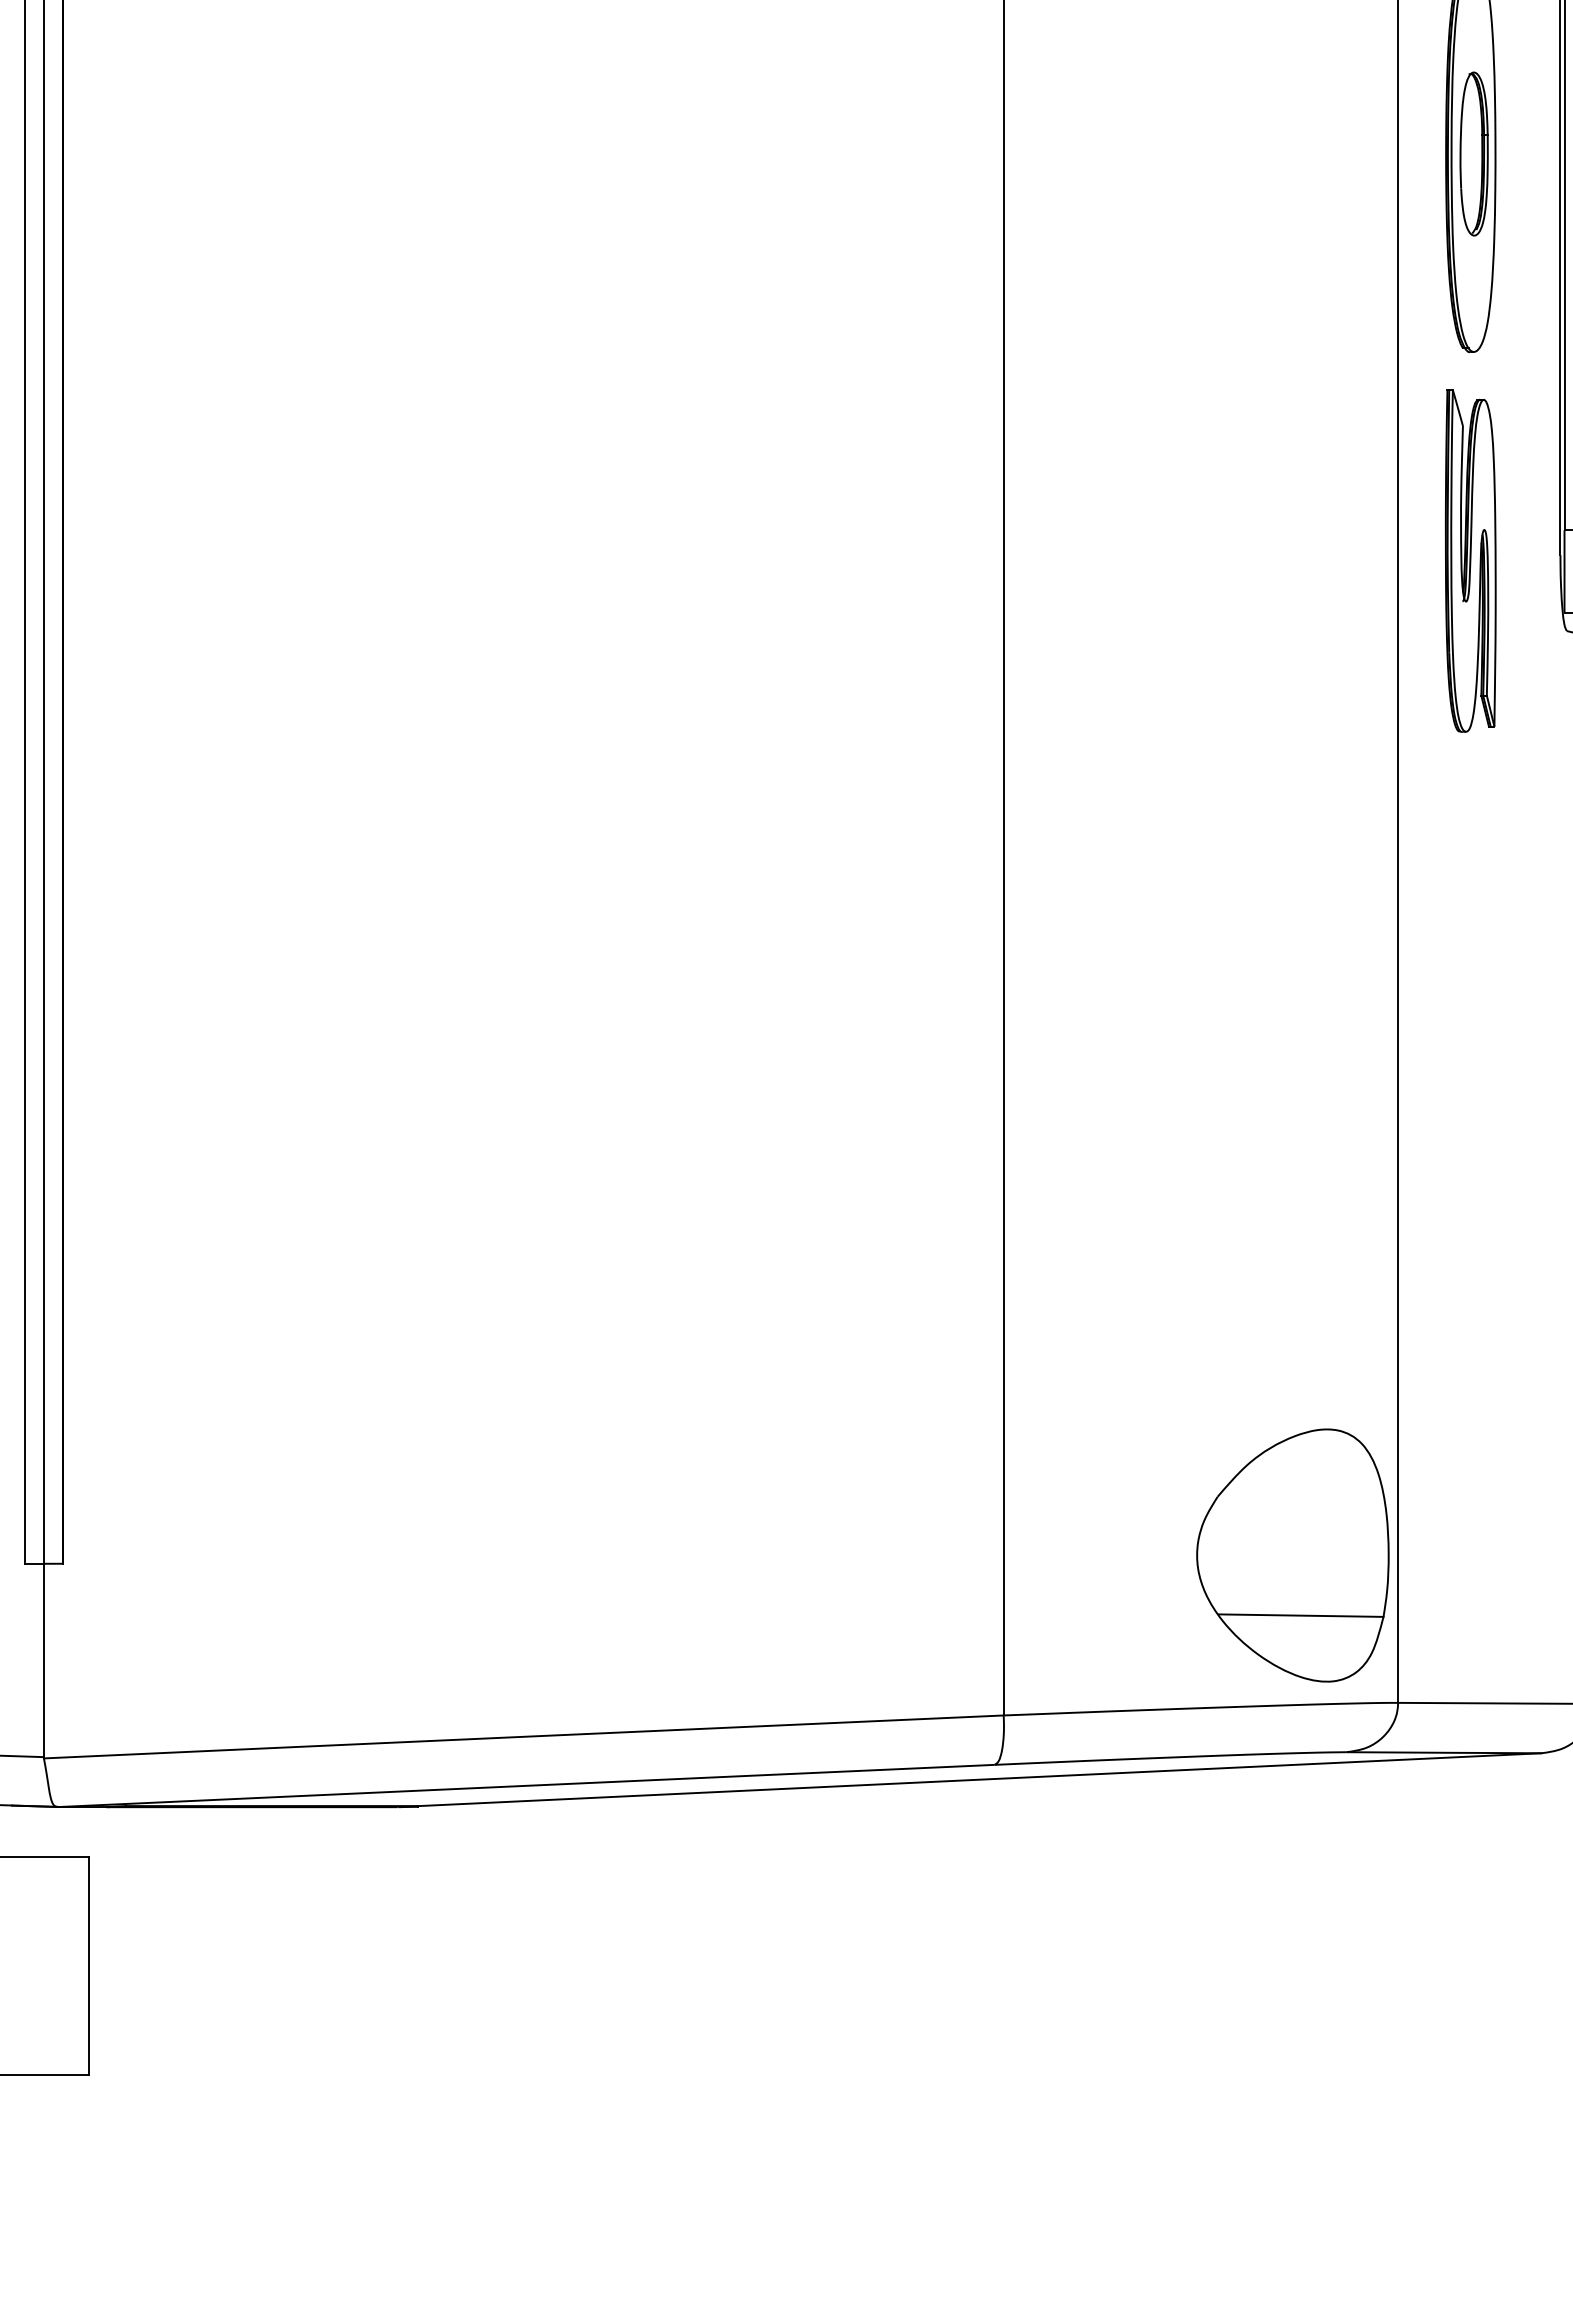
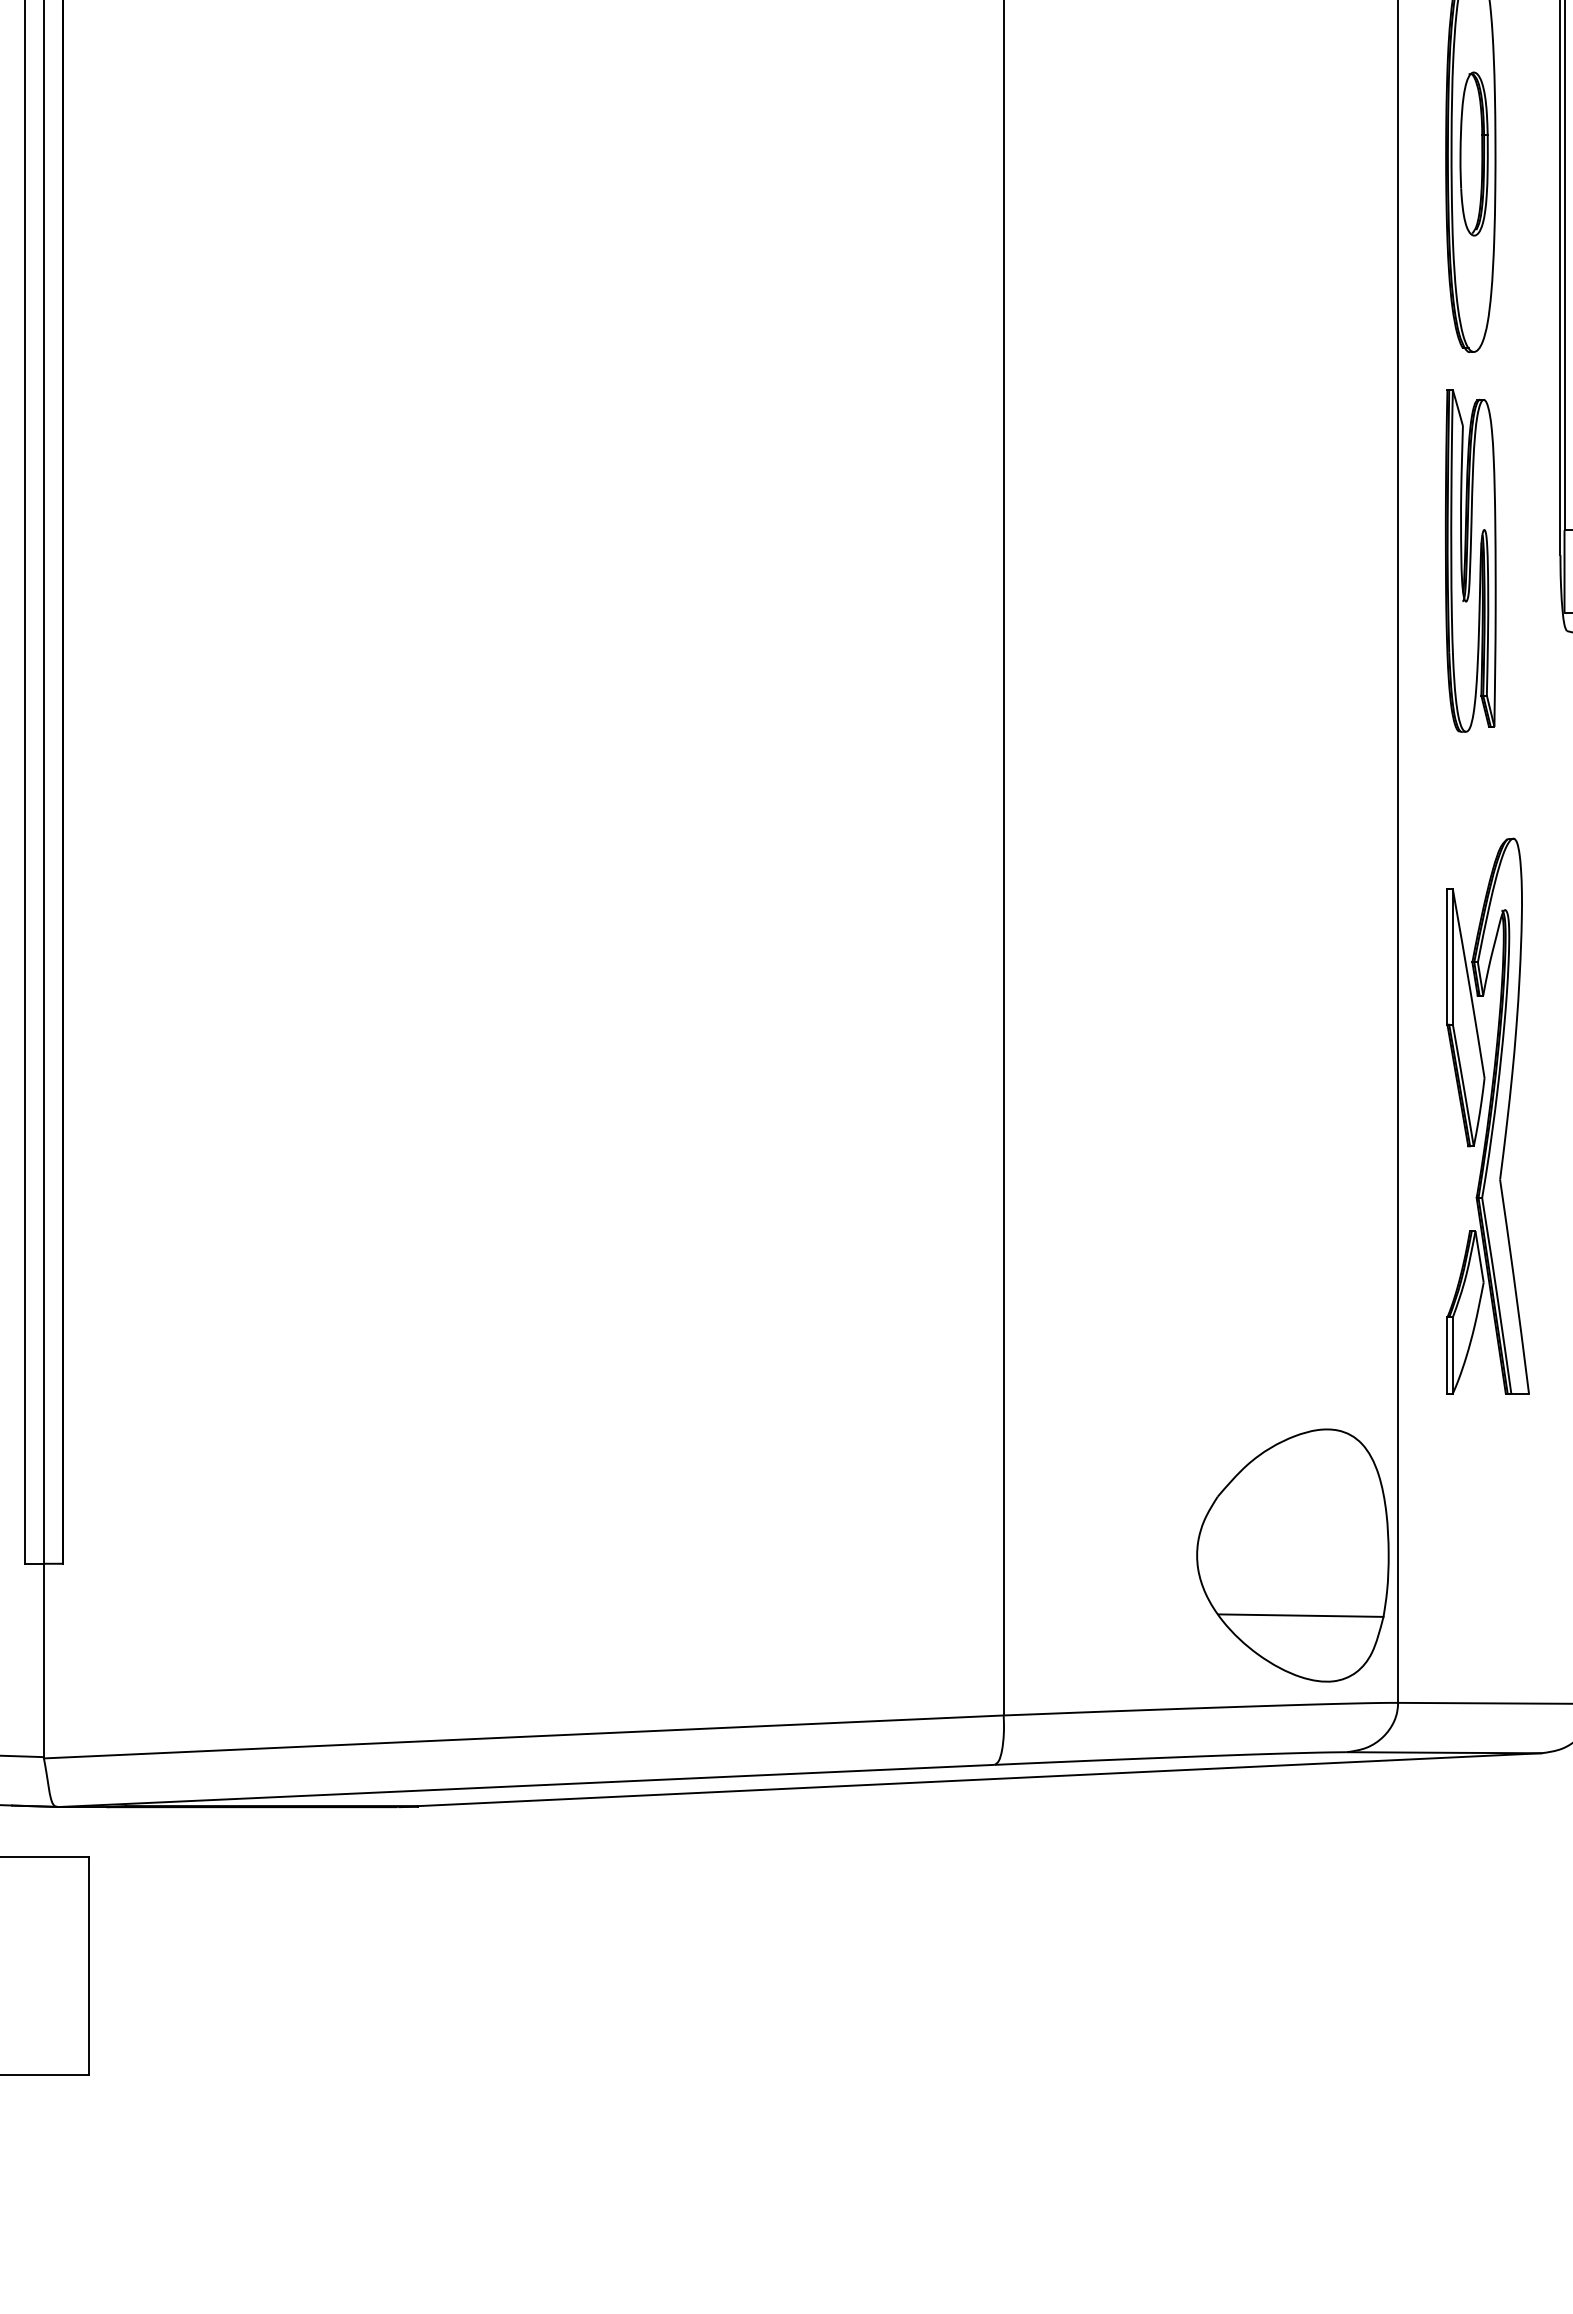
part: none -> present (1487, 1115)
